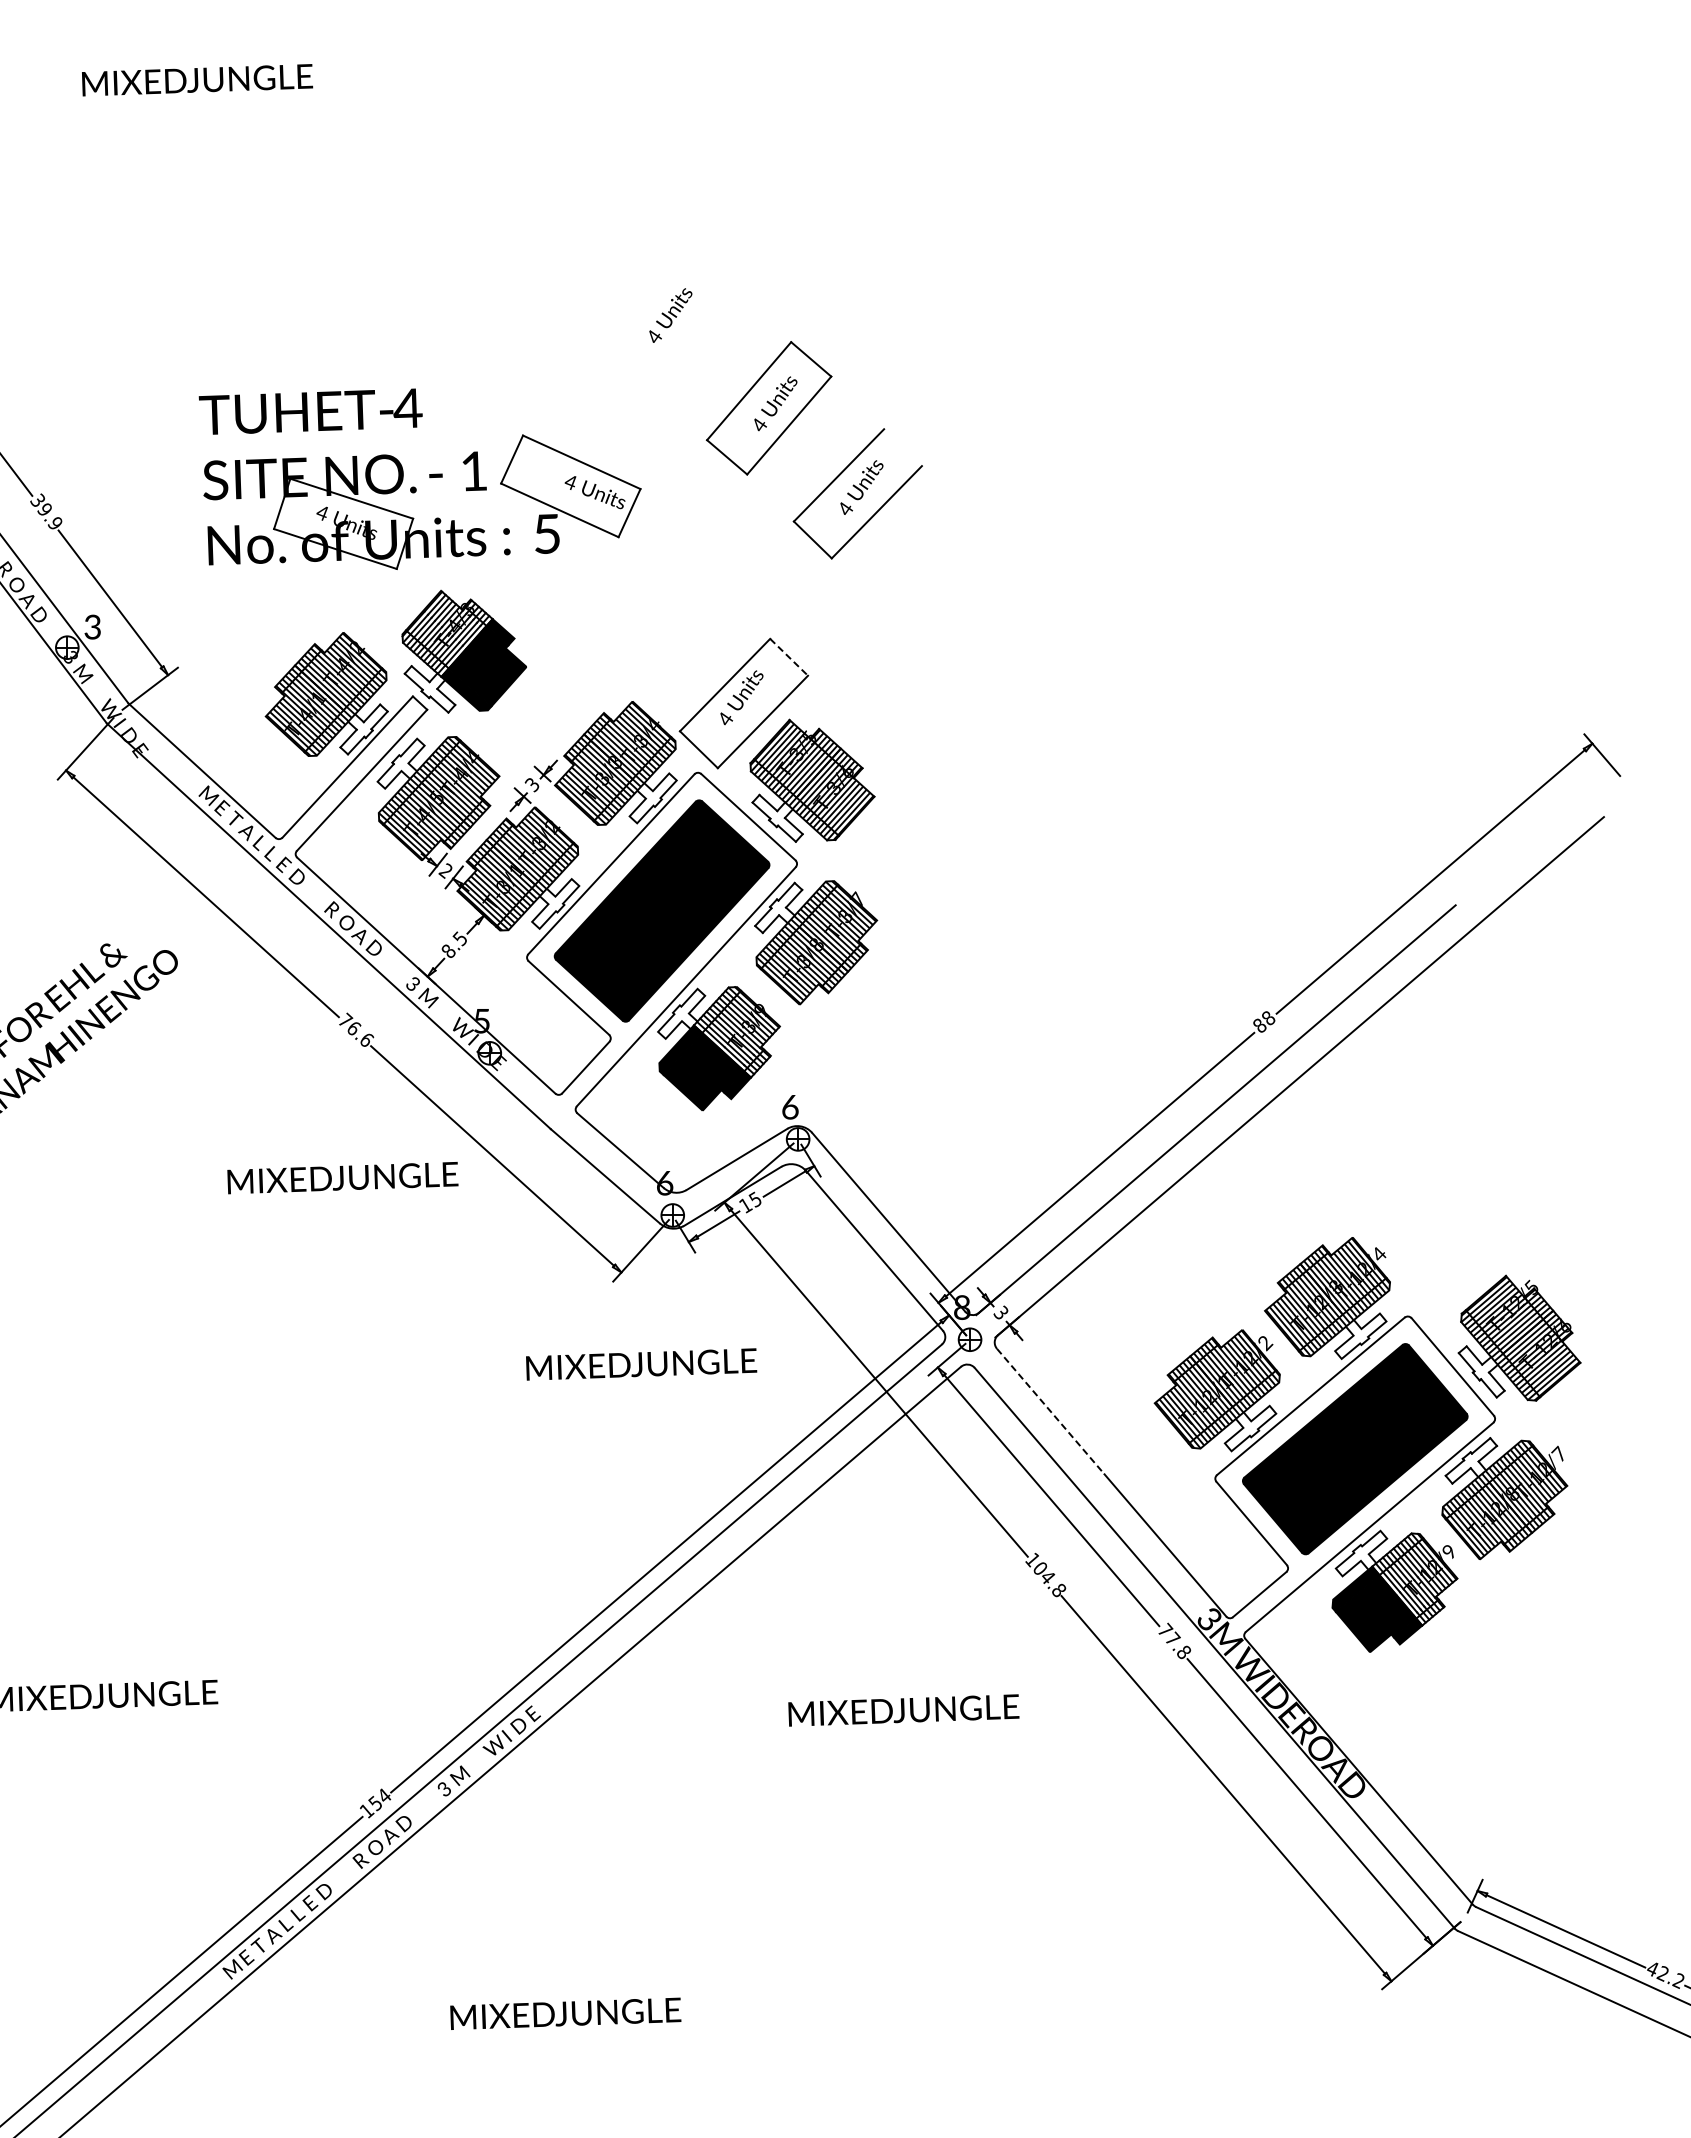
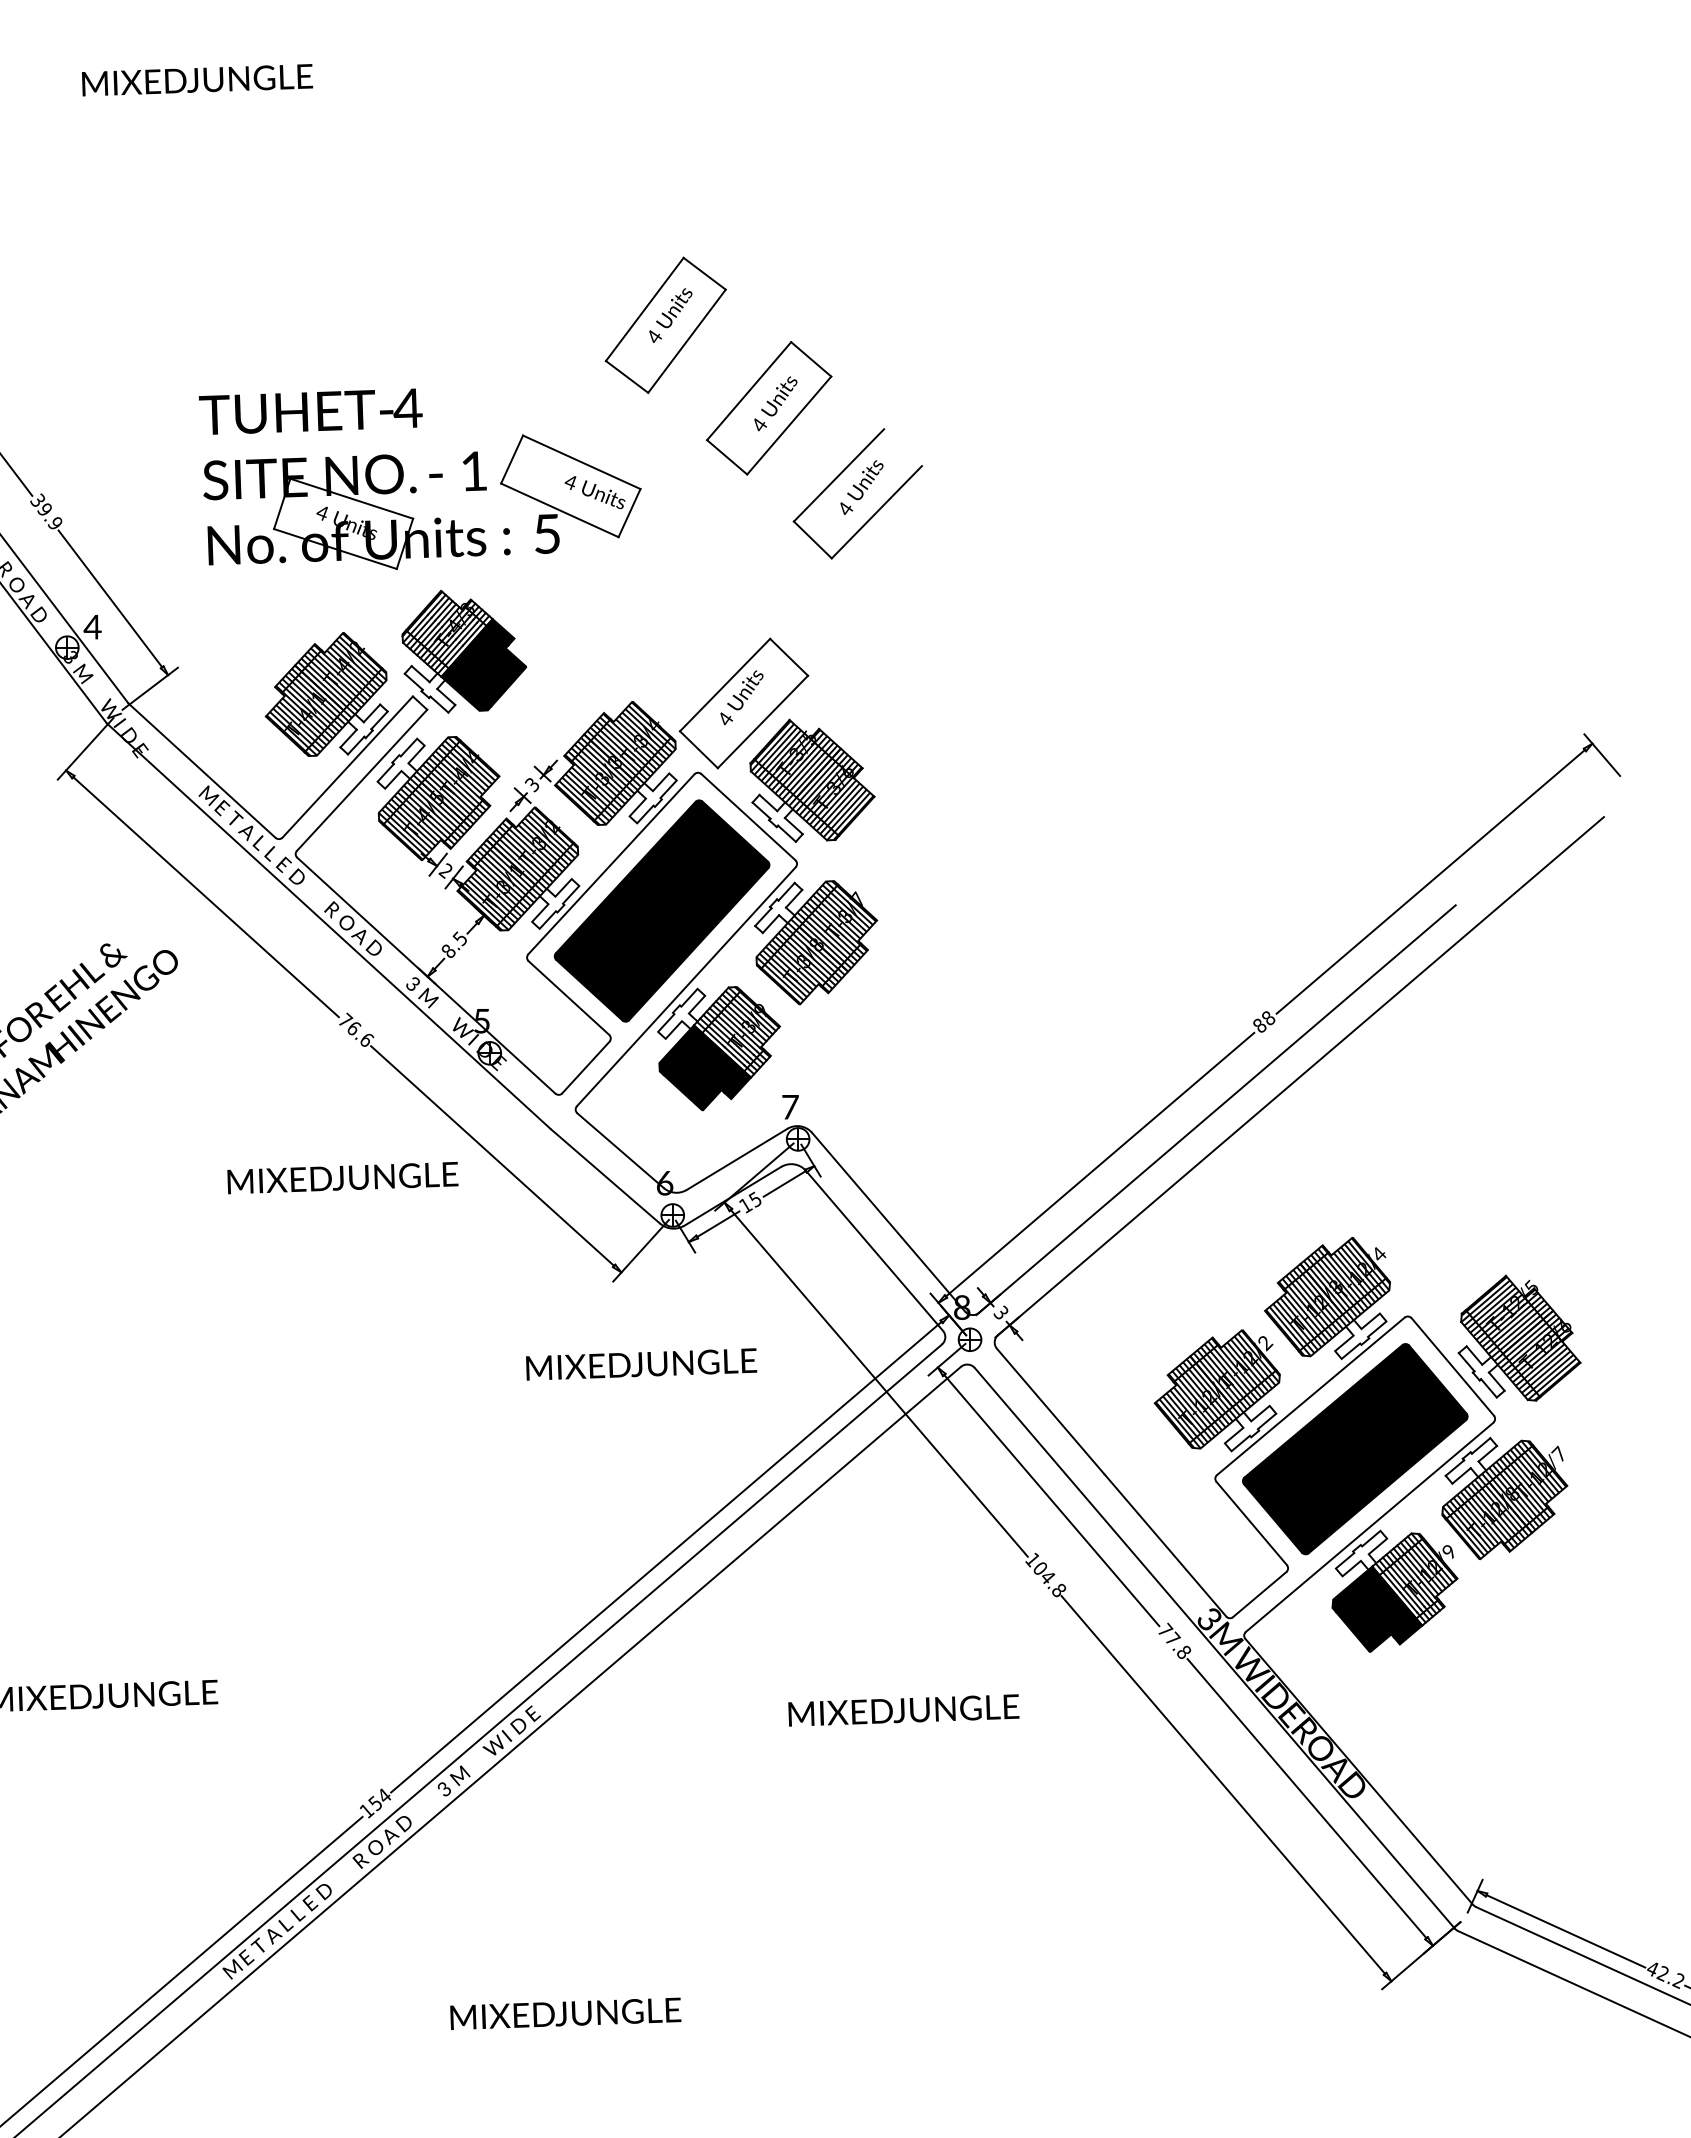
part: none -> present (665, 324)
text: 3 -> 4 (92, 626)
line: dashed -> solid (789, 657)
text: 6 -> 7 (790, 1107)
line: dashed -> solid (1050, 1411)
